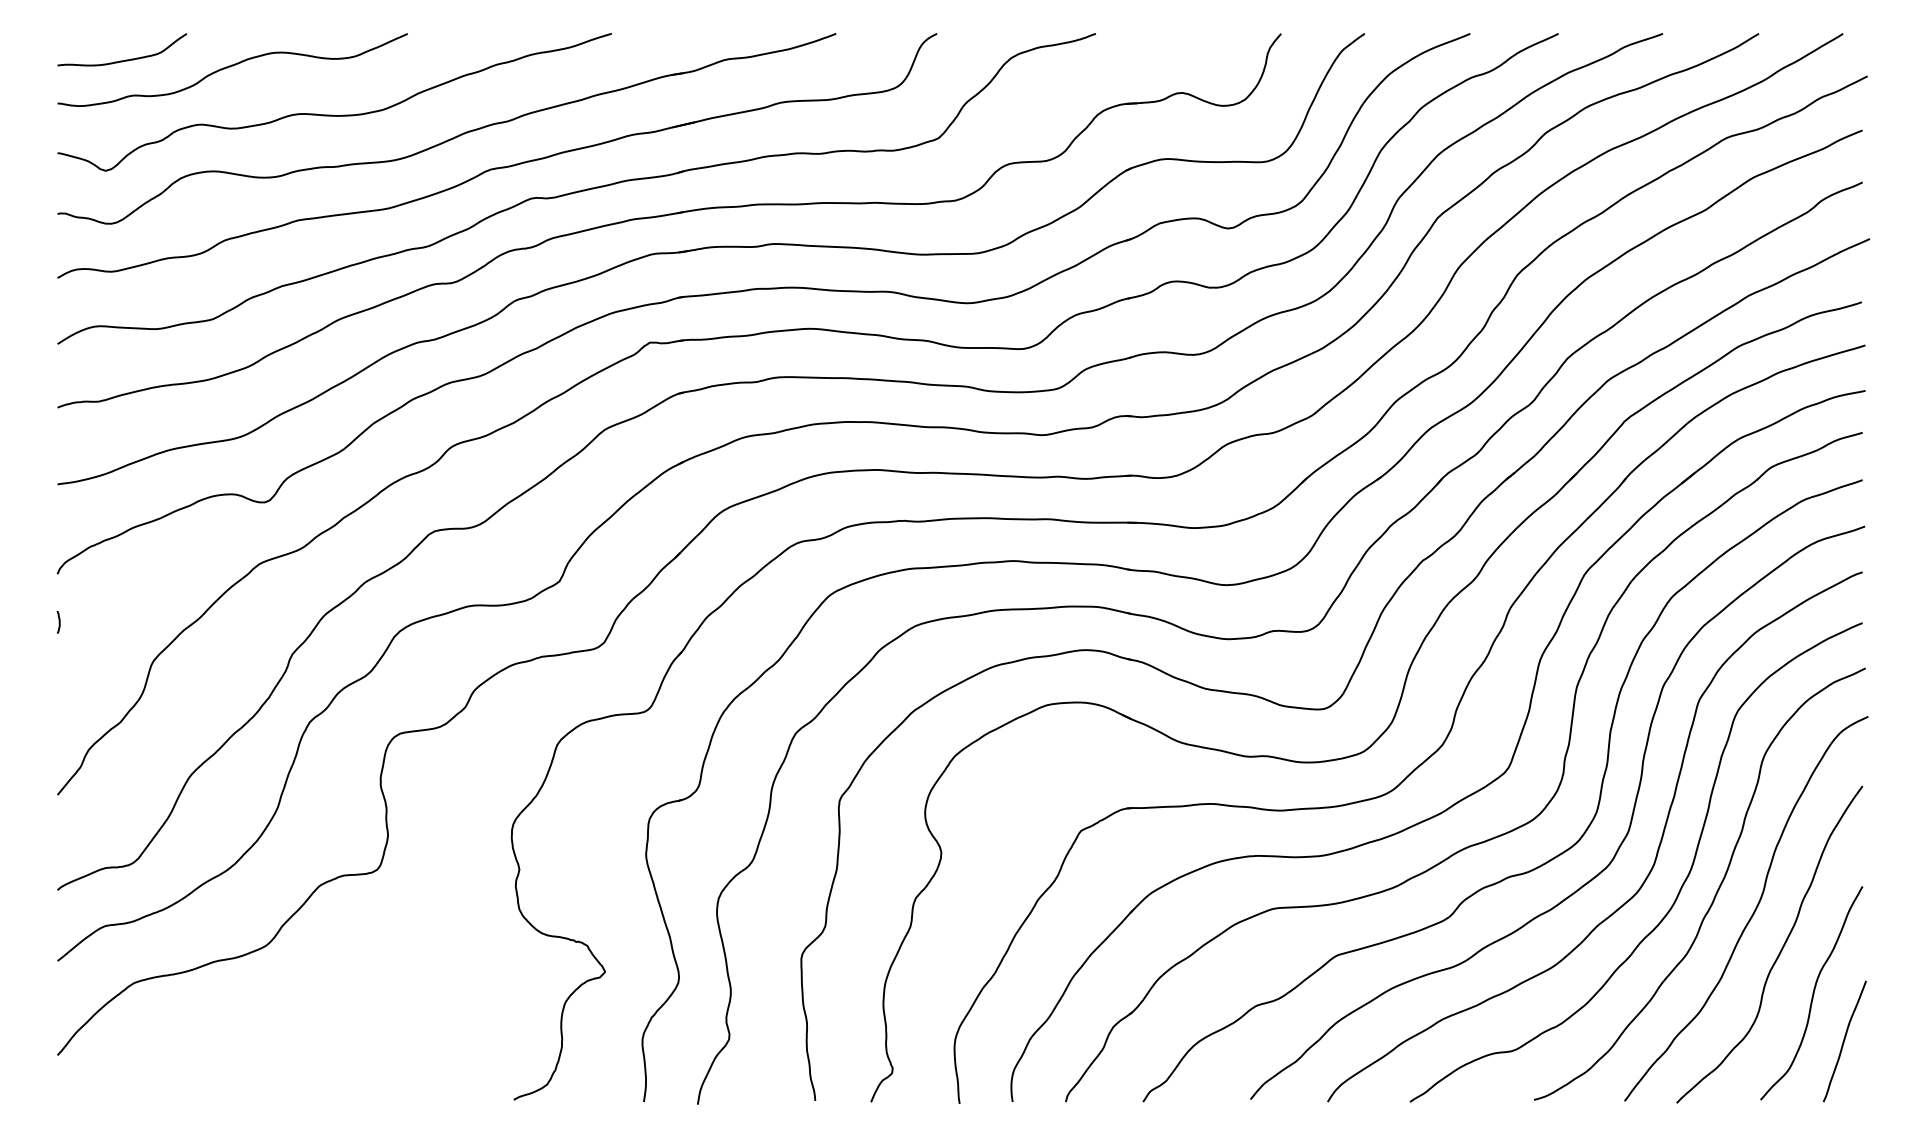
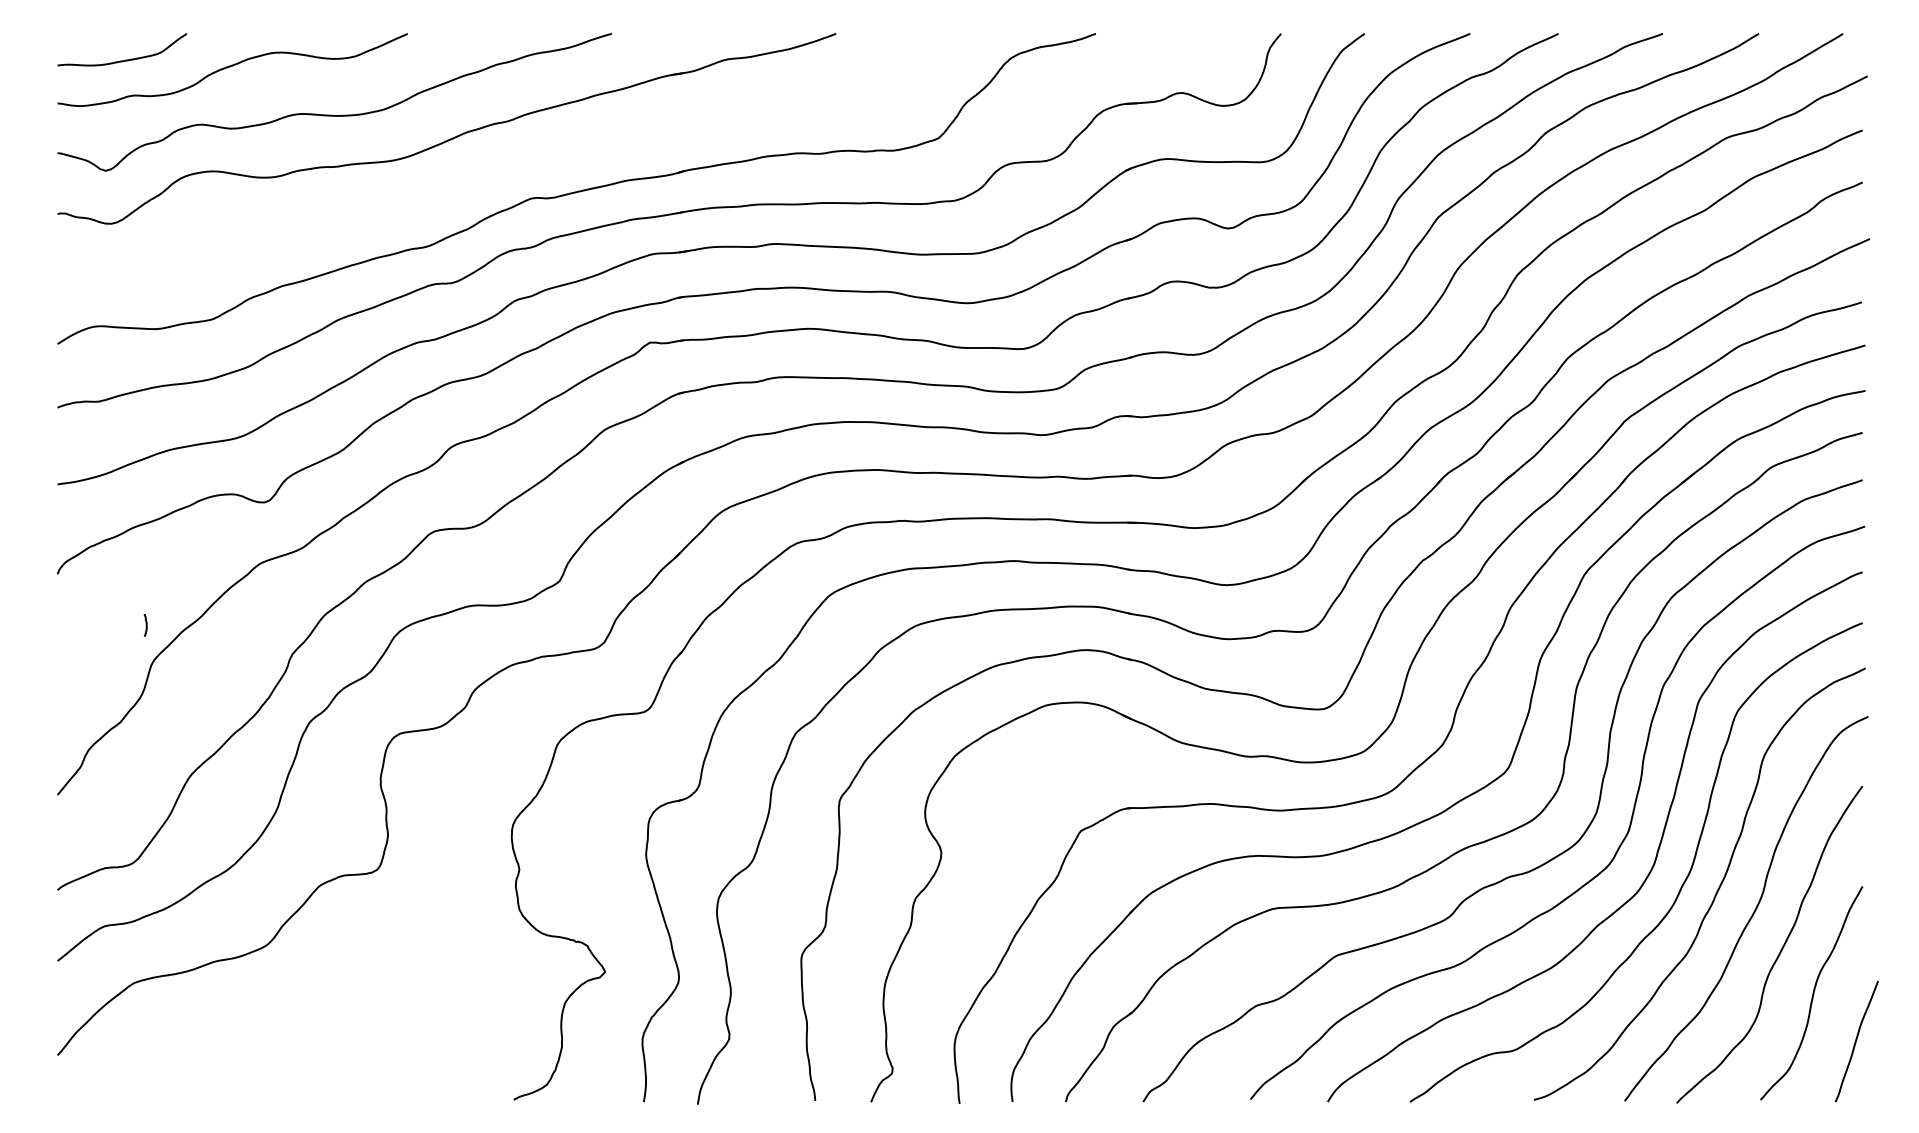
part: present -> none (501, 166)
curve position: (58, 622) -> (145, 625) (145, 625)
curve position: (1844, 1041) -> (1856, 1041) (1856, 1041)
